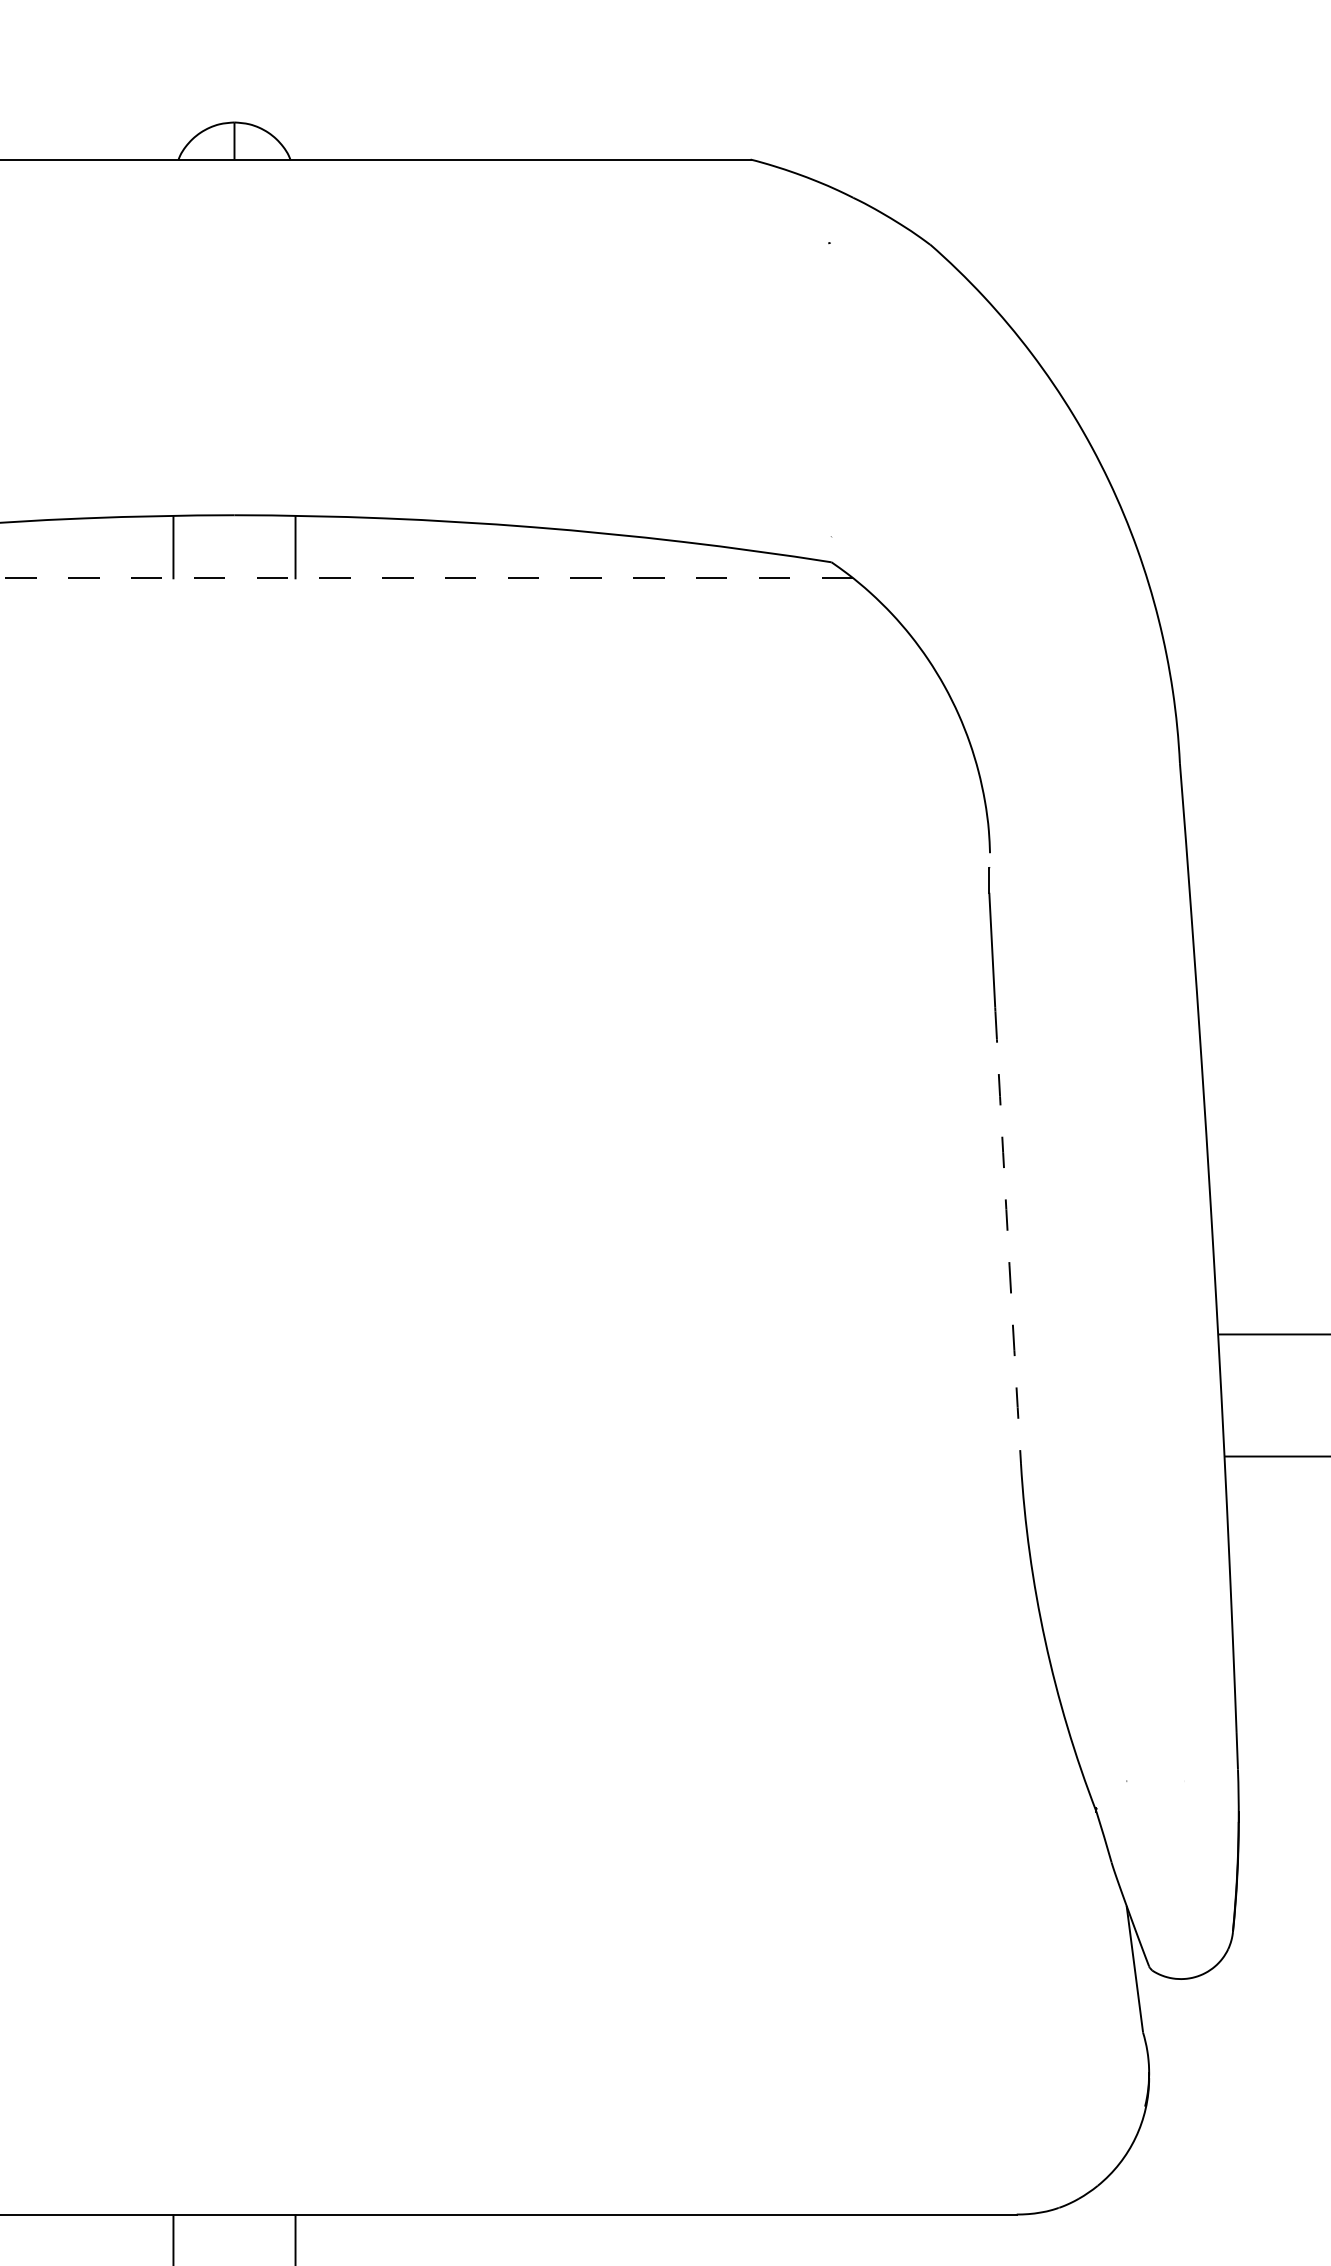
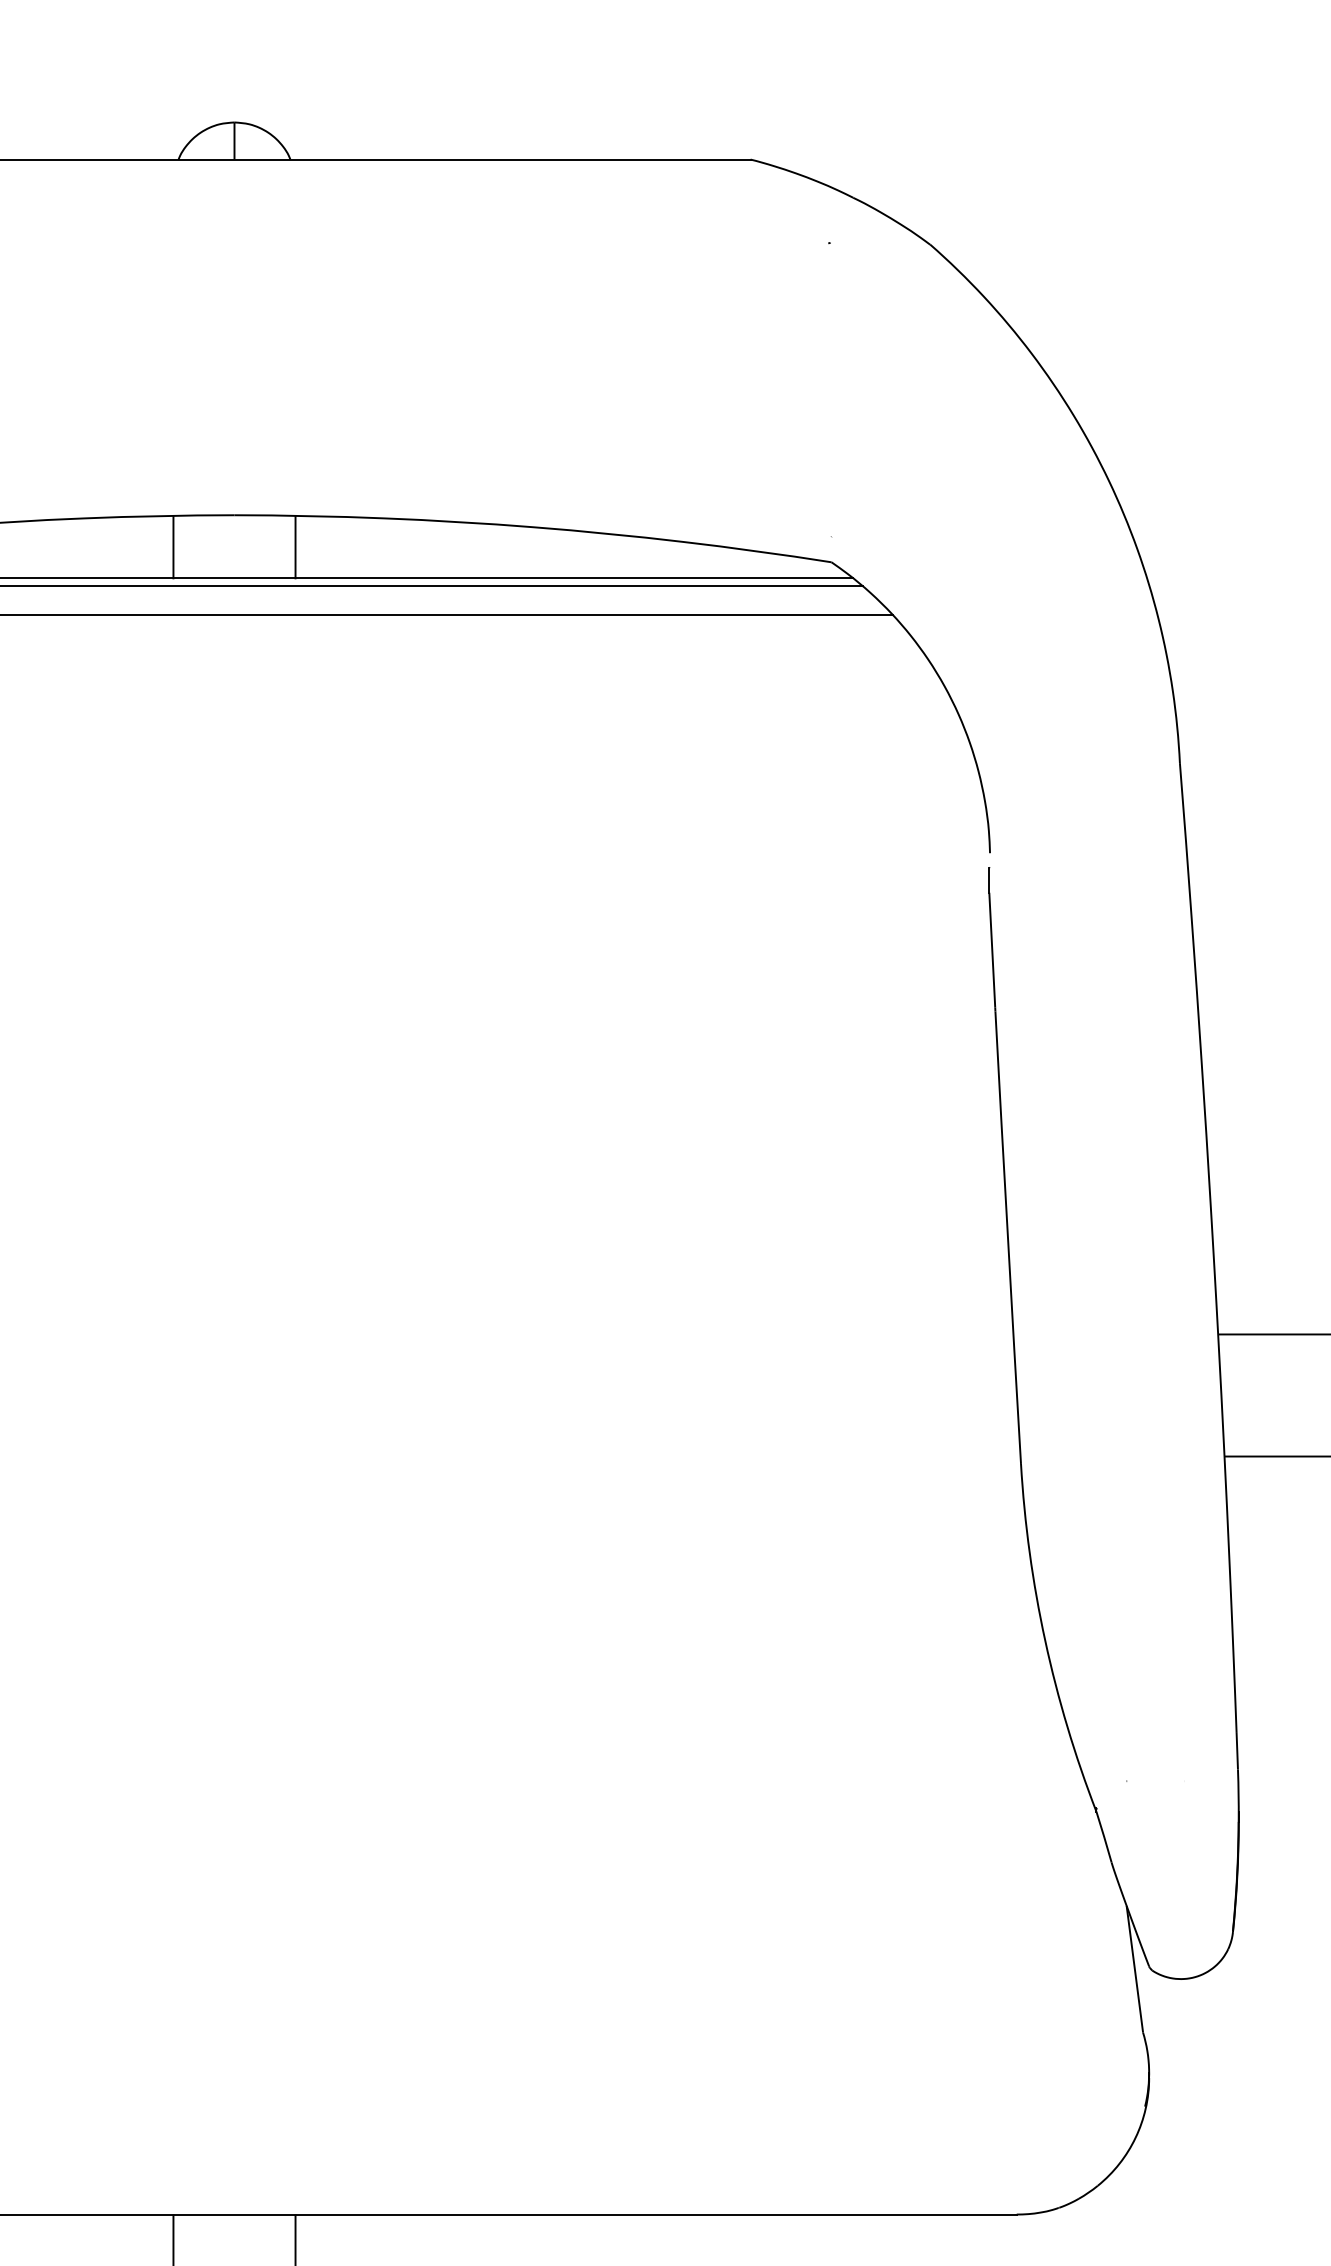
line: dashed -> solid (426, 578)
line: none -> present (432, 586)
line: none -> present (447, 614)
arc: dashed -> solid (1007, 1237)
